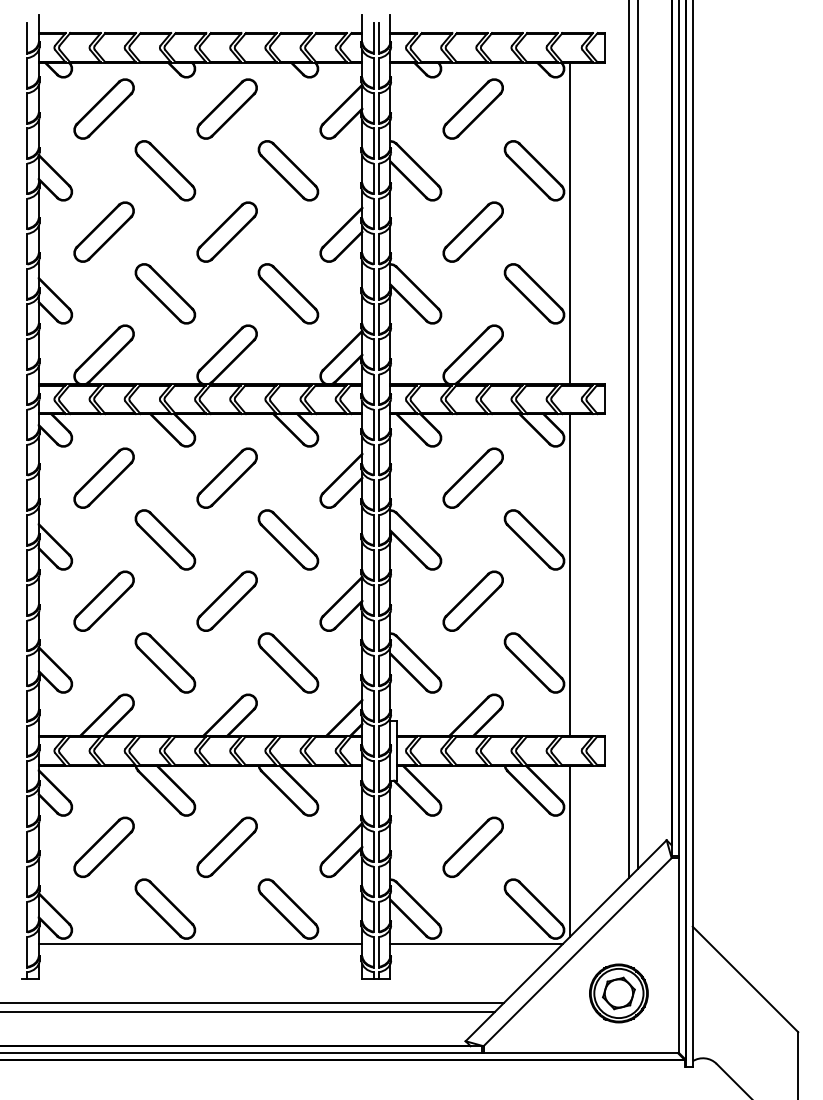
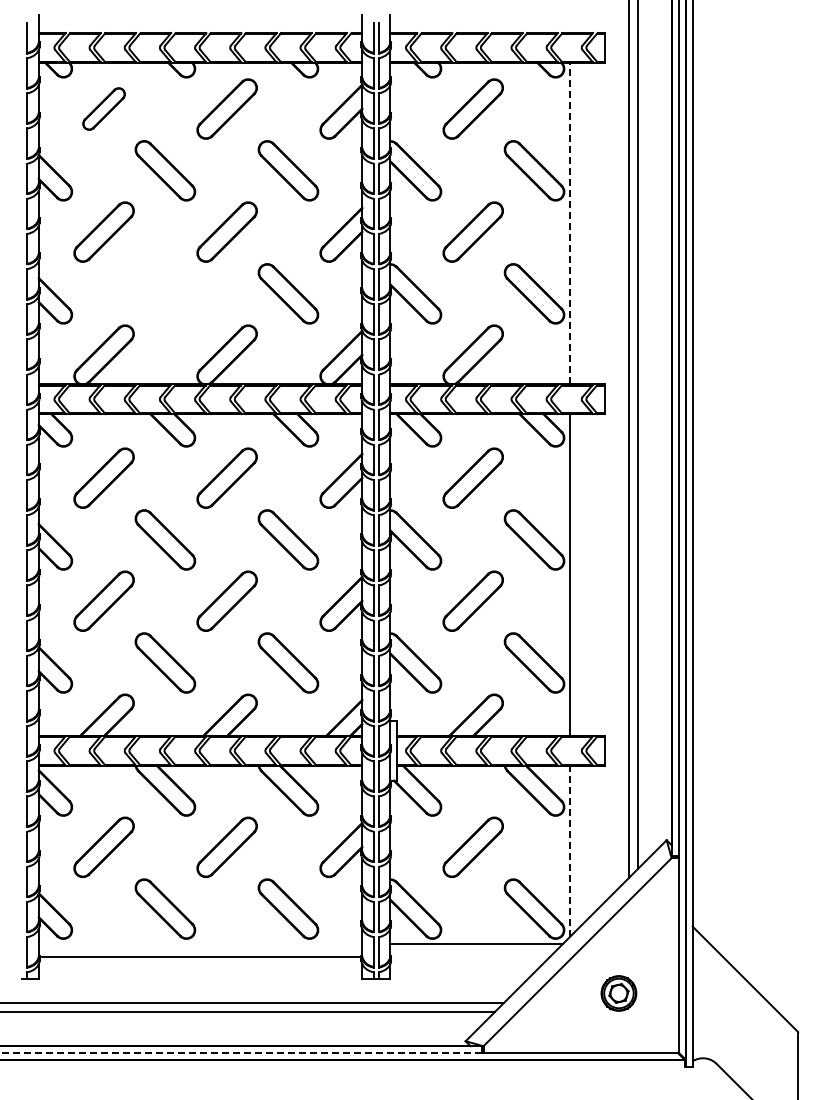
part size: 62x62 px -> 44x44 px (103, 108)
line: solid -> dashed (569, 223)
part: present -> none (165, 293)
line: solid -> dashed (569, 851)
line position: (200, 944) -> (200, 957) (200, 957)
part size: 60x61 px -> 38x37 px (618, 993)
line: solid -> dashed (240, 1053)
